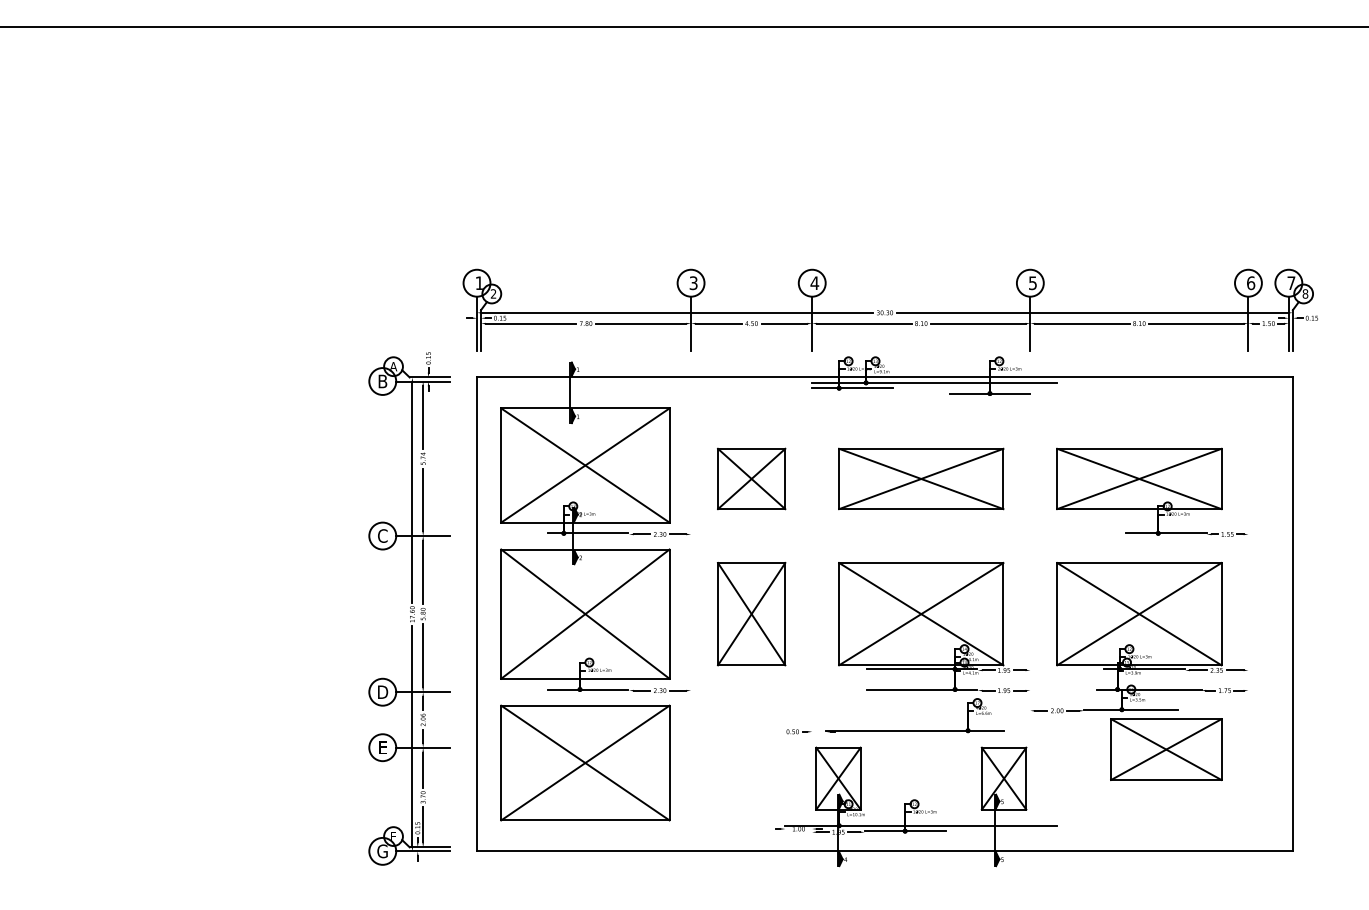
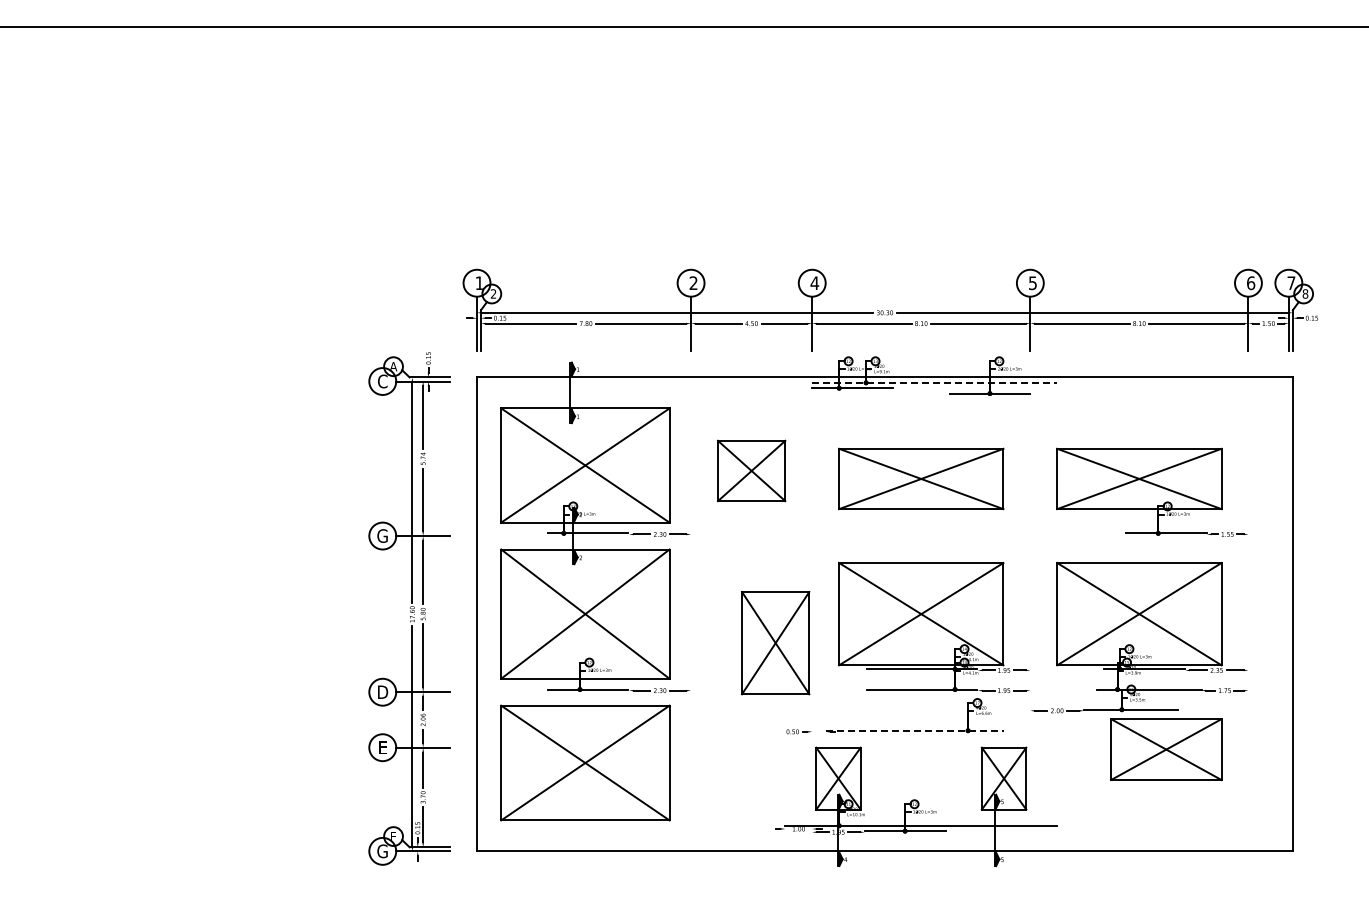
text: 3 -> 2 (693, 283)
text: B -> C (382, 381)
line: solid -> dashed (934, 382)
part position: (751, 478) -> (751, 470) (751, 470)
text: C -> G (382, 535)
part position: (751, 614) -> (775, 643) (775, 643)
line: solid -> dashed (914, 730)
